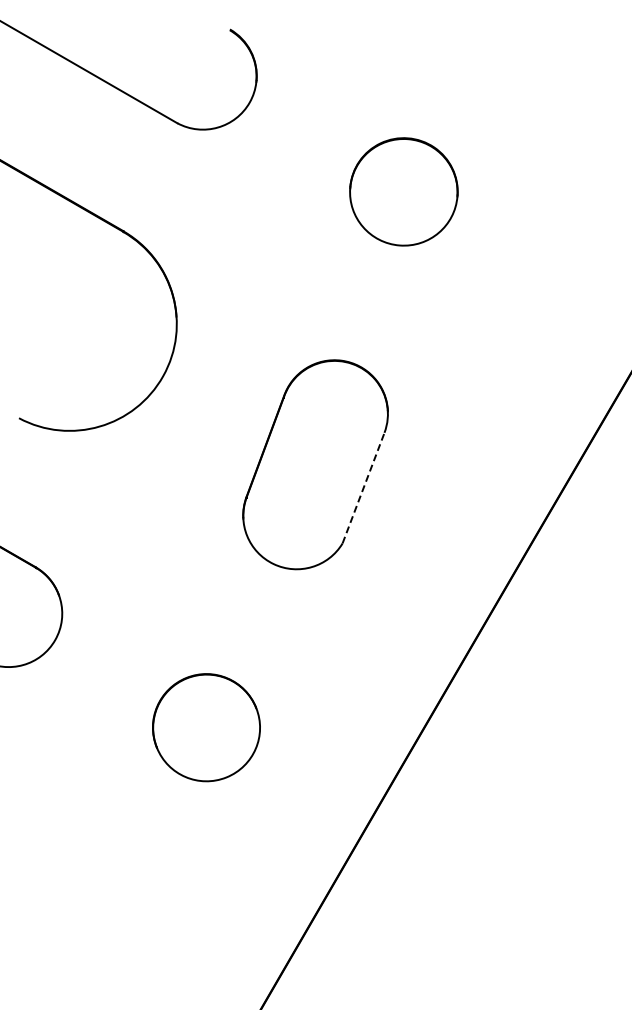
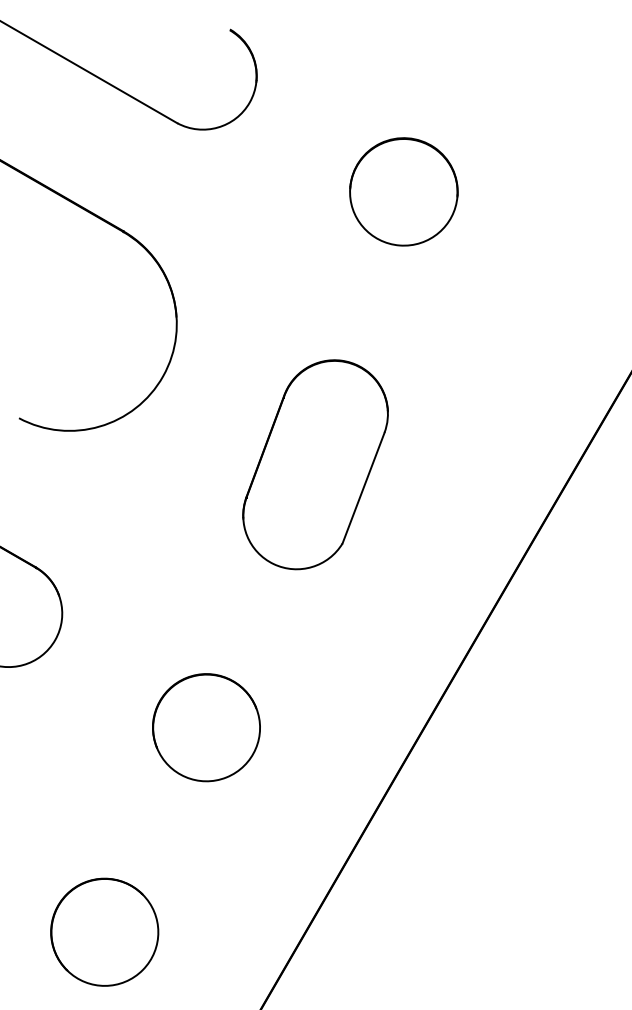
line: dashed -> solid (363, 487)
part: none -> present (104, 931)
